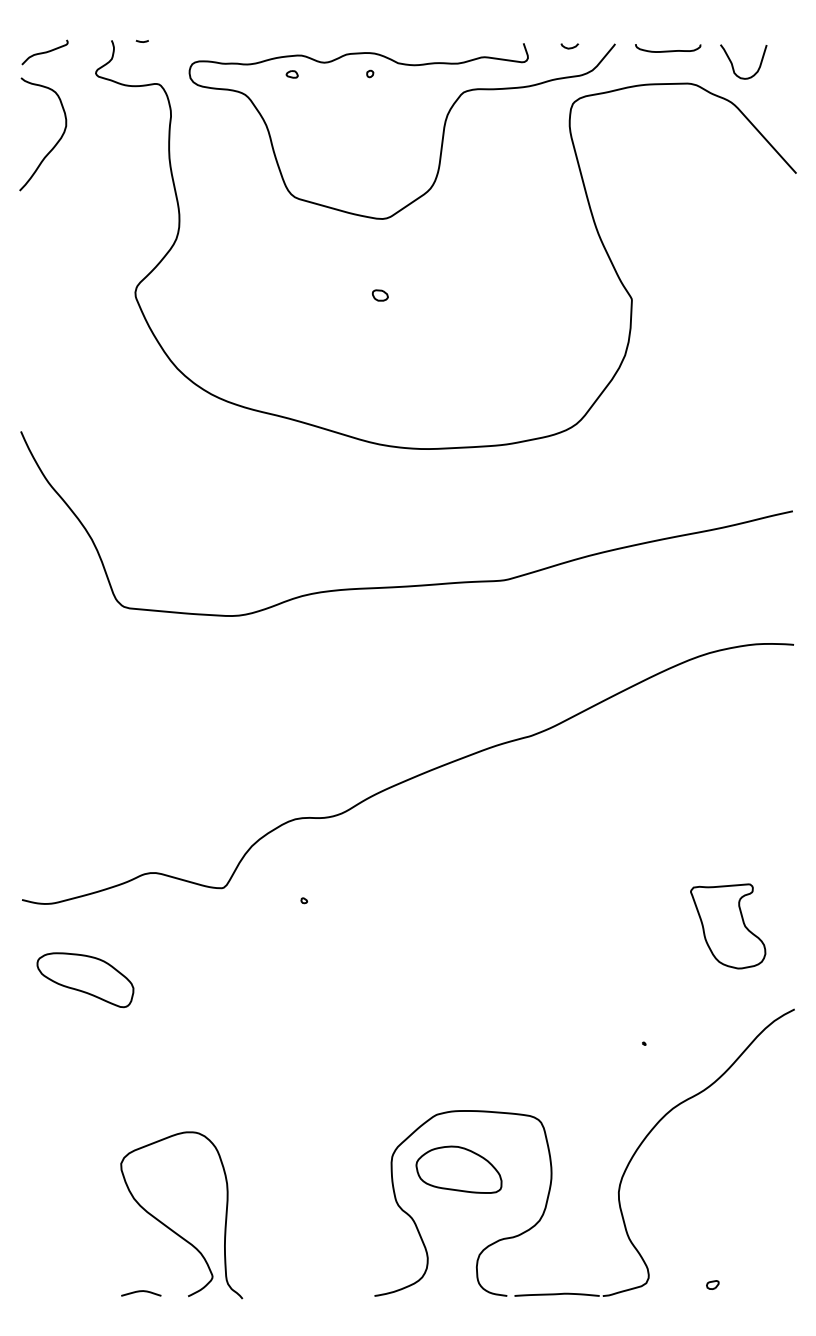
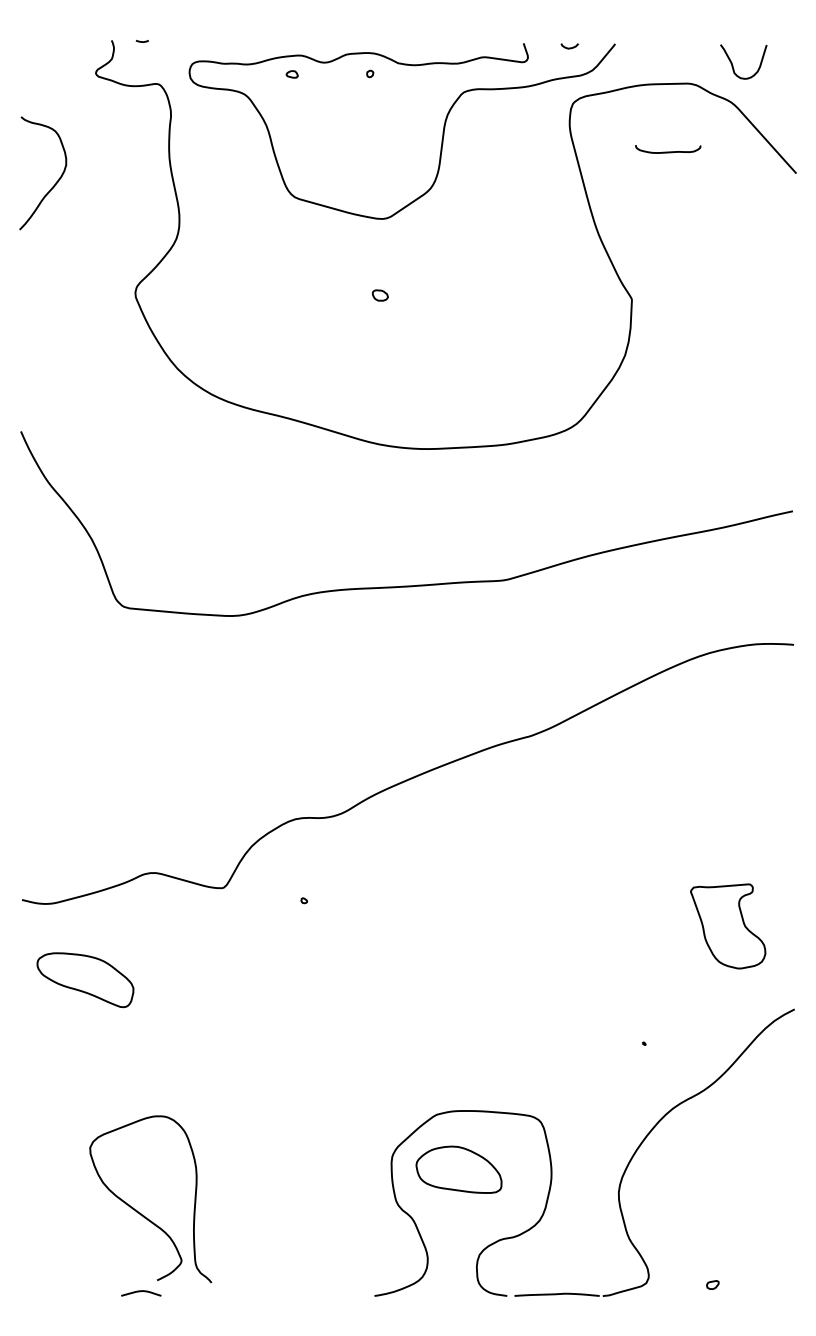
curve position: (668, 50) -> (668, 151) (668, 151)
curve: present -> none (44, 52)
curve position: (55, 143) -> (55, 182) (55, 182)
curve position: (171, 1228) -> (140, 1212) (140, 1212)
